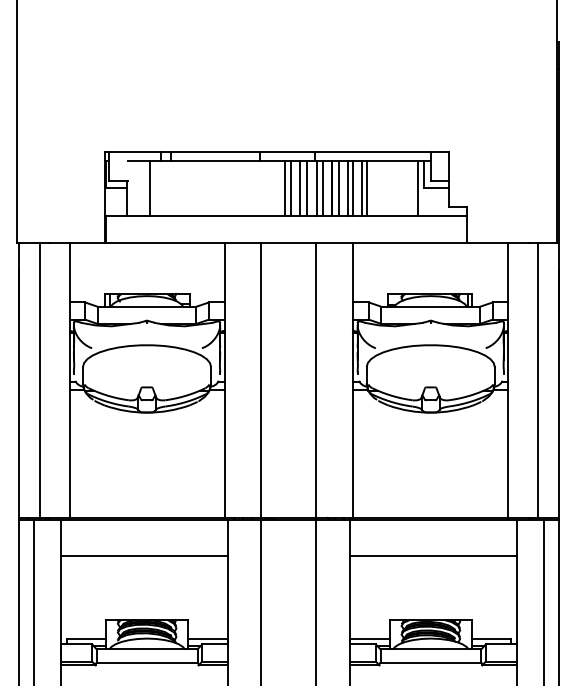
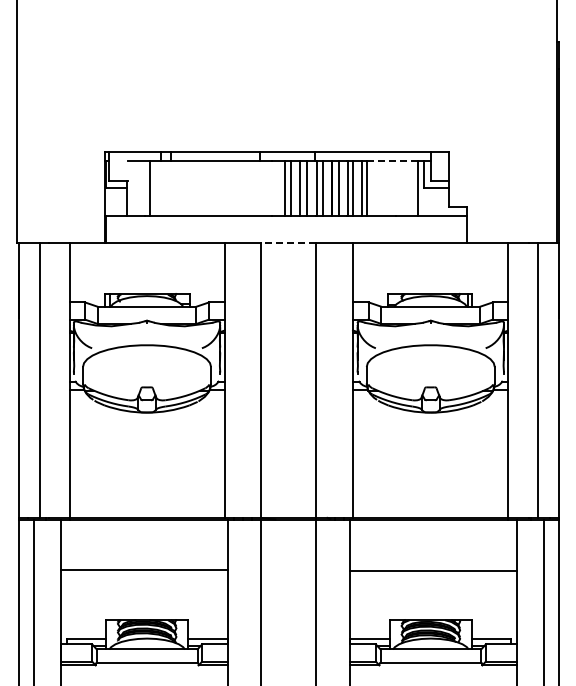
line: solid -> dashed (392, 160)
line: solid -> dashed (288, 243)
line position: (144, 556) -> (144, 570) (144, 570)
line position: (432, 556) -> (432, 571) (432, 571)
